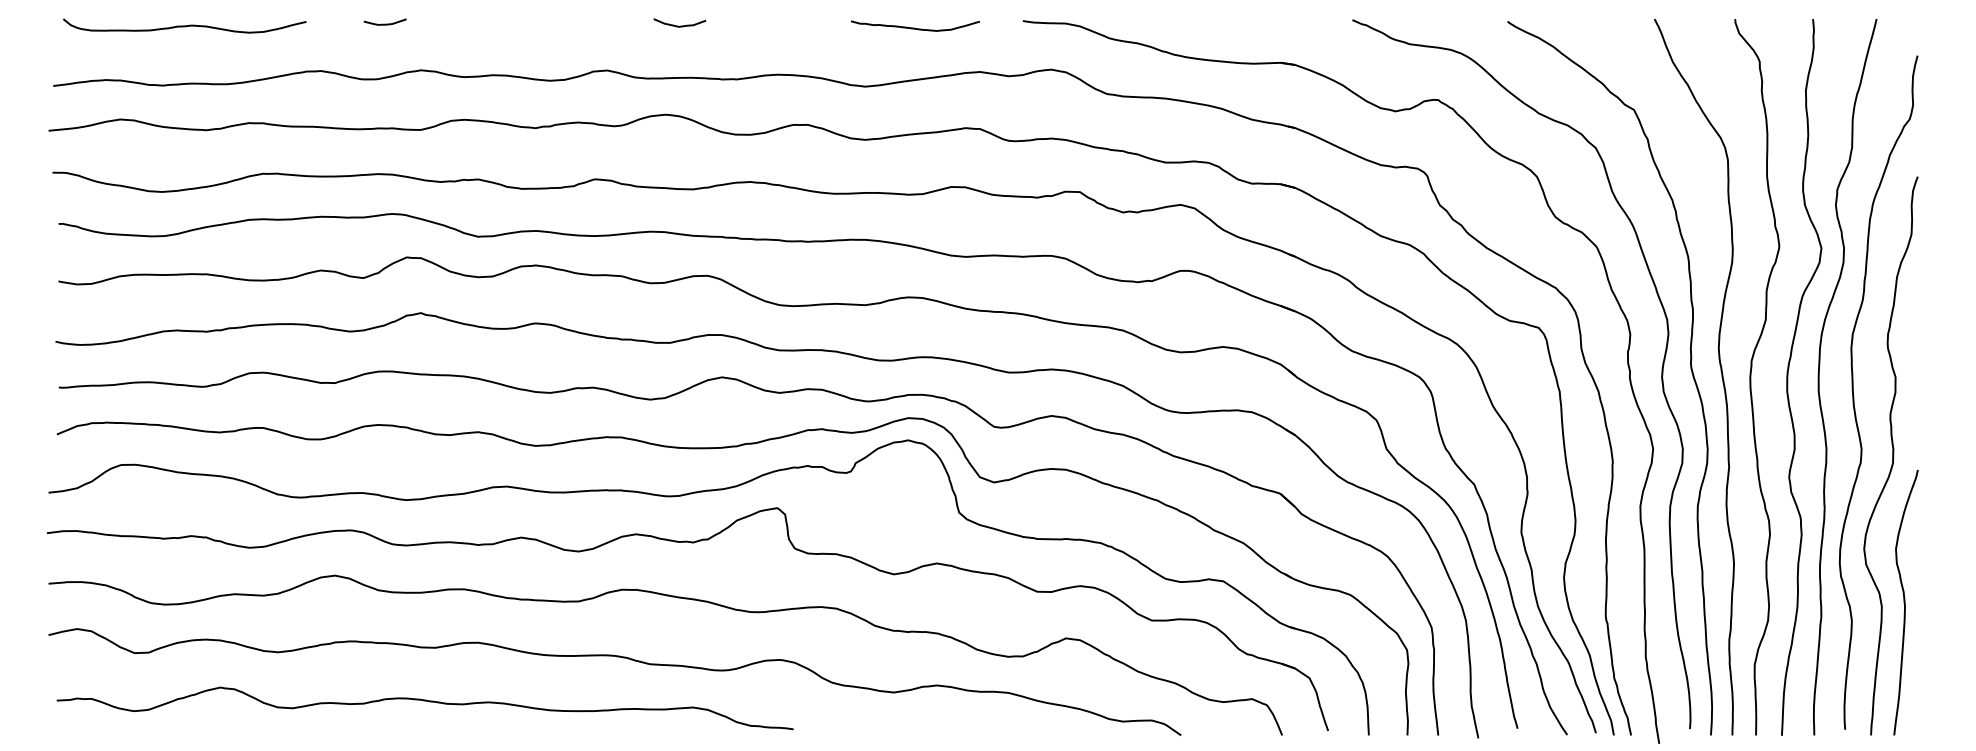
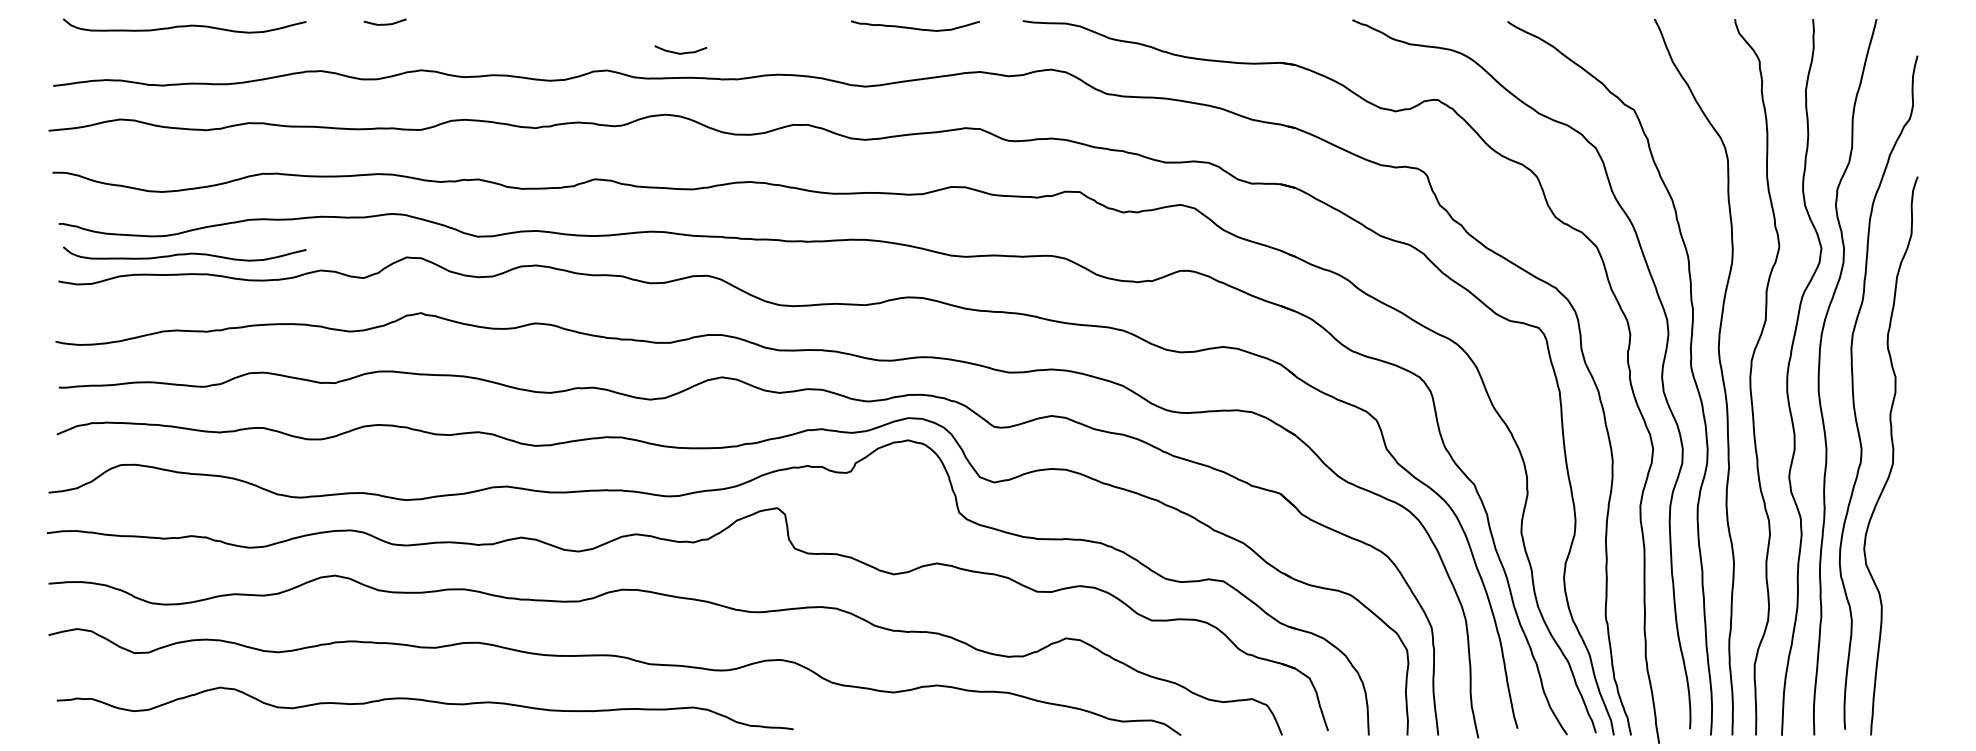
curve position: (678, 25) -> (679, 52) (679, 52)
curve: none -> present (184, 253)
curve: present -> none (1905, 602)
